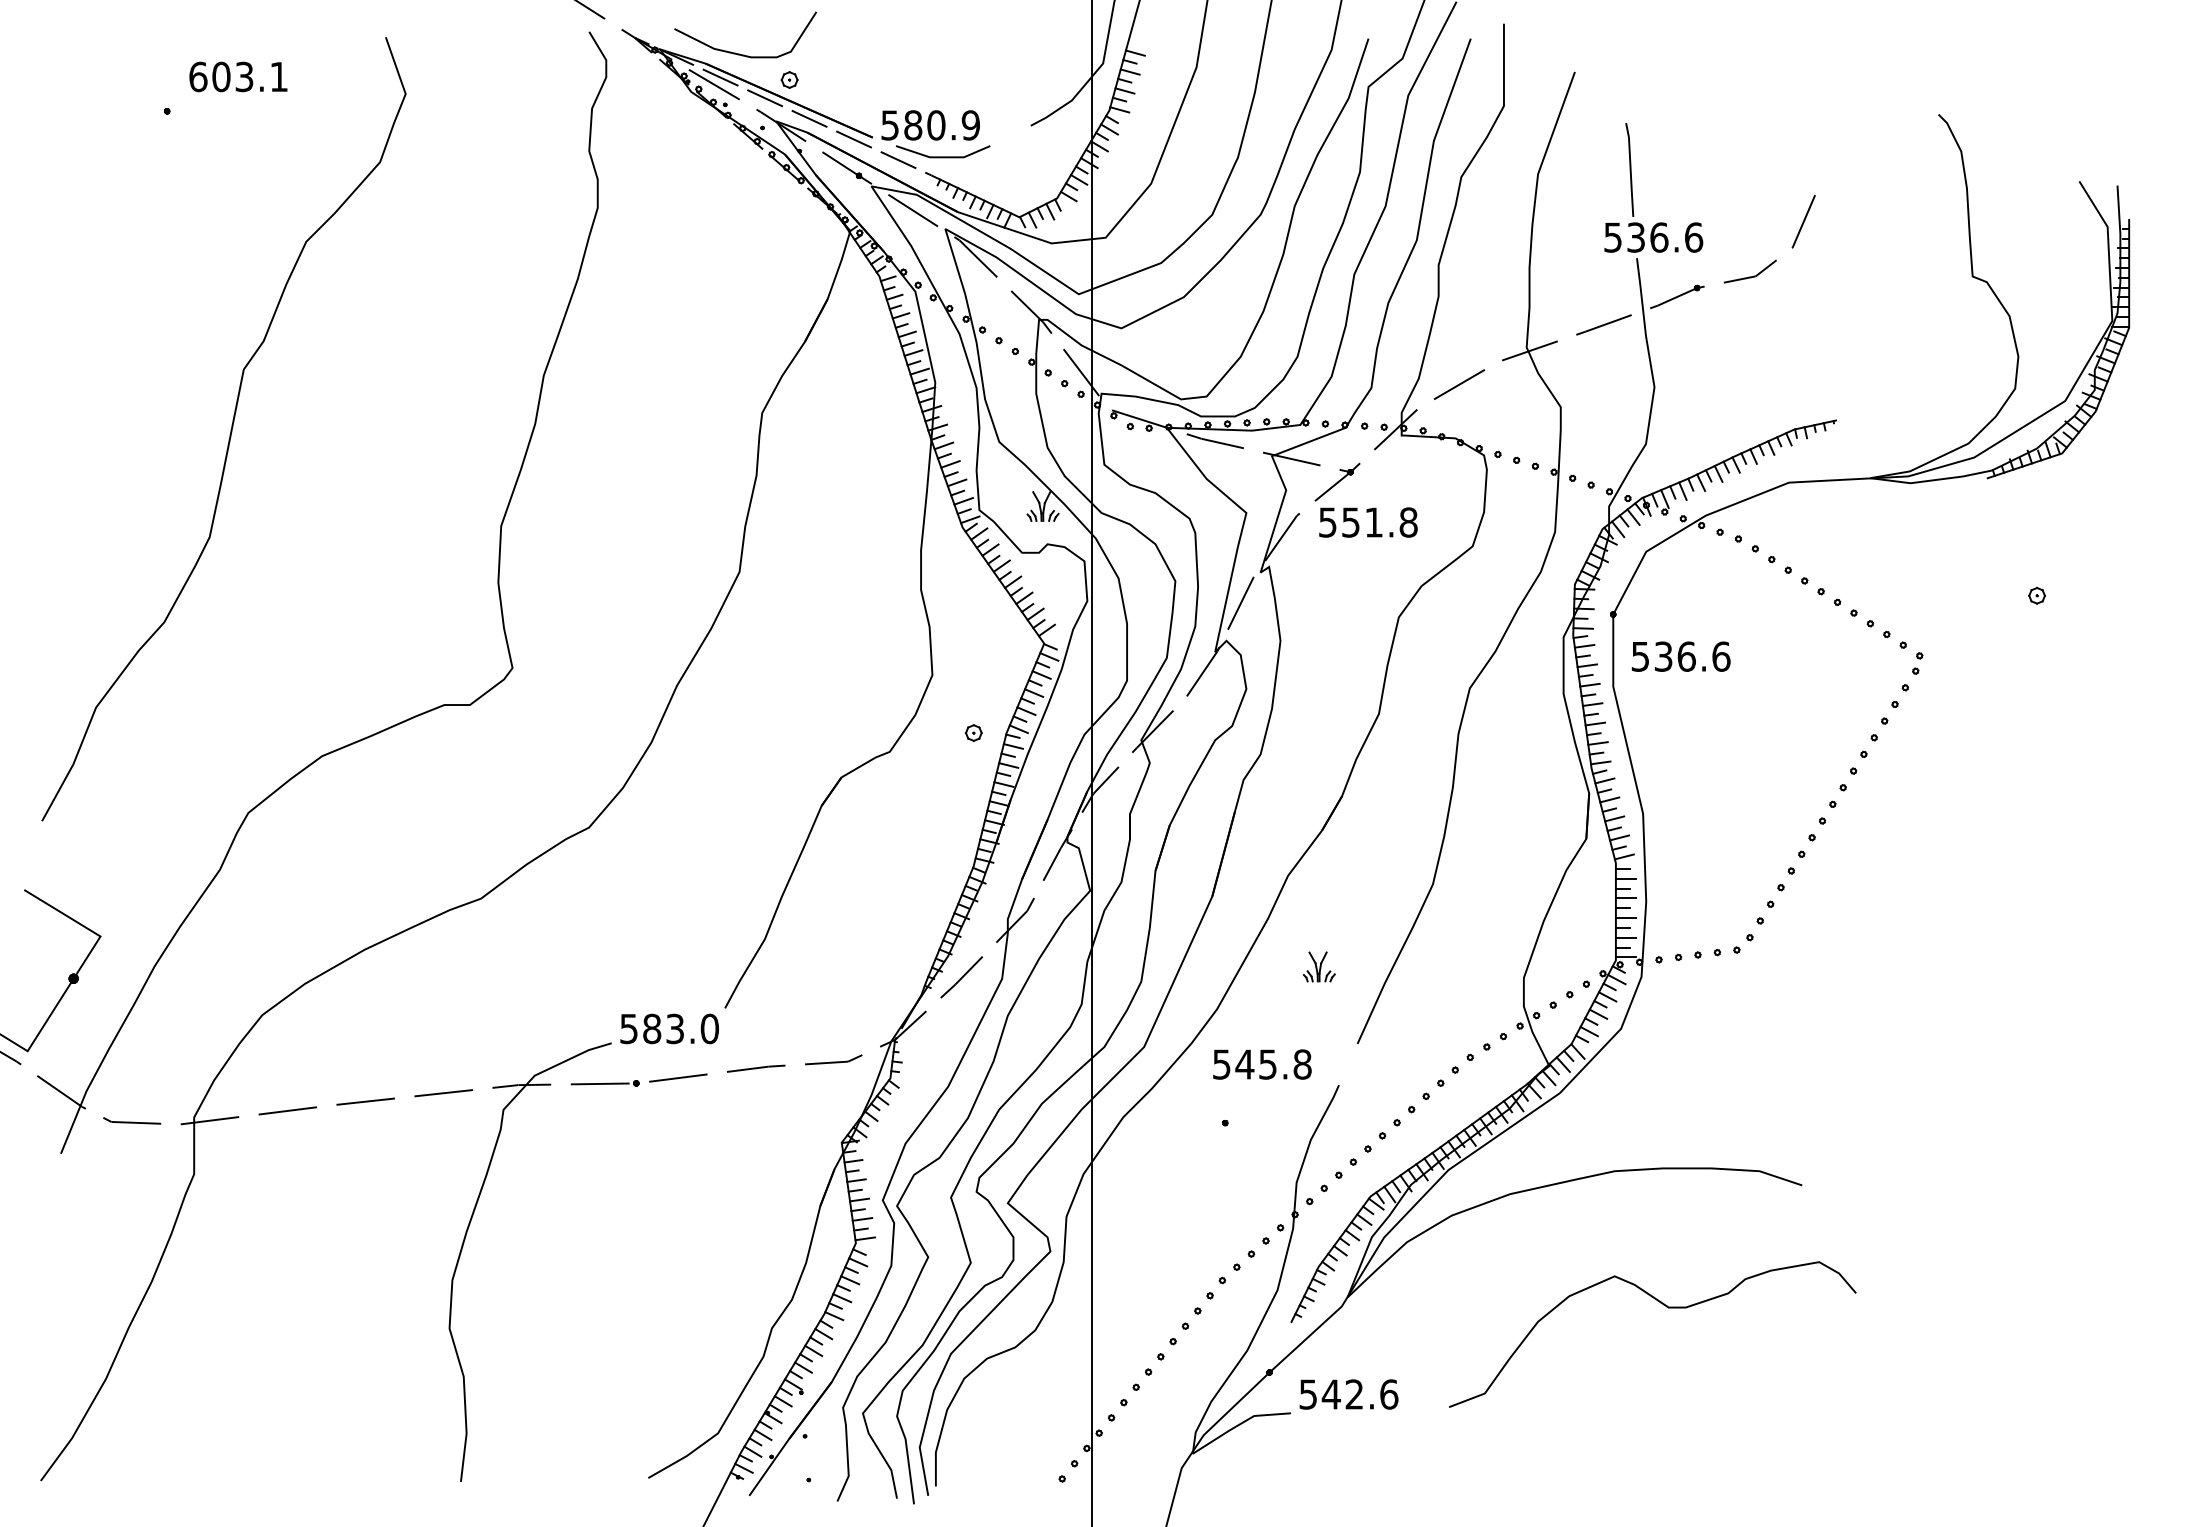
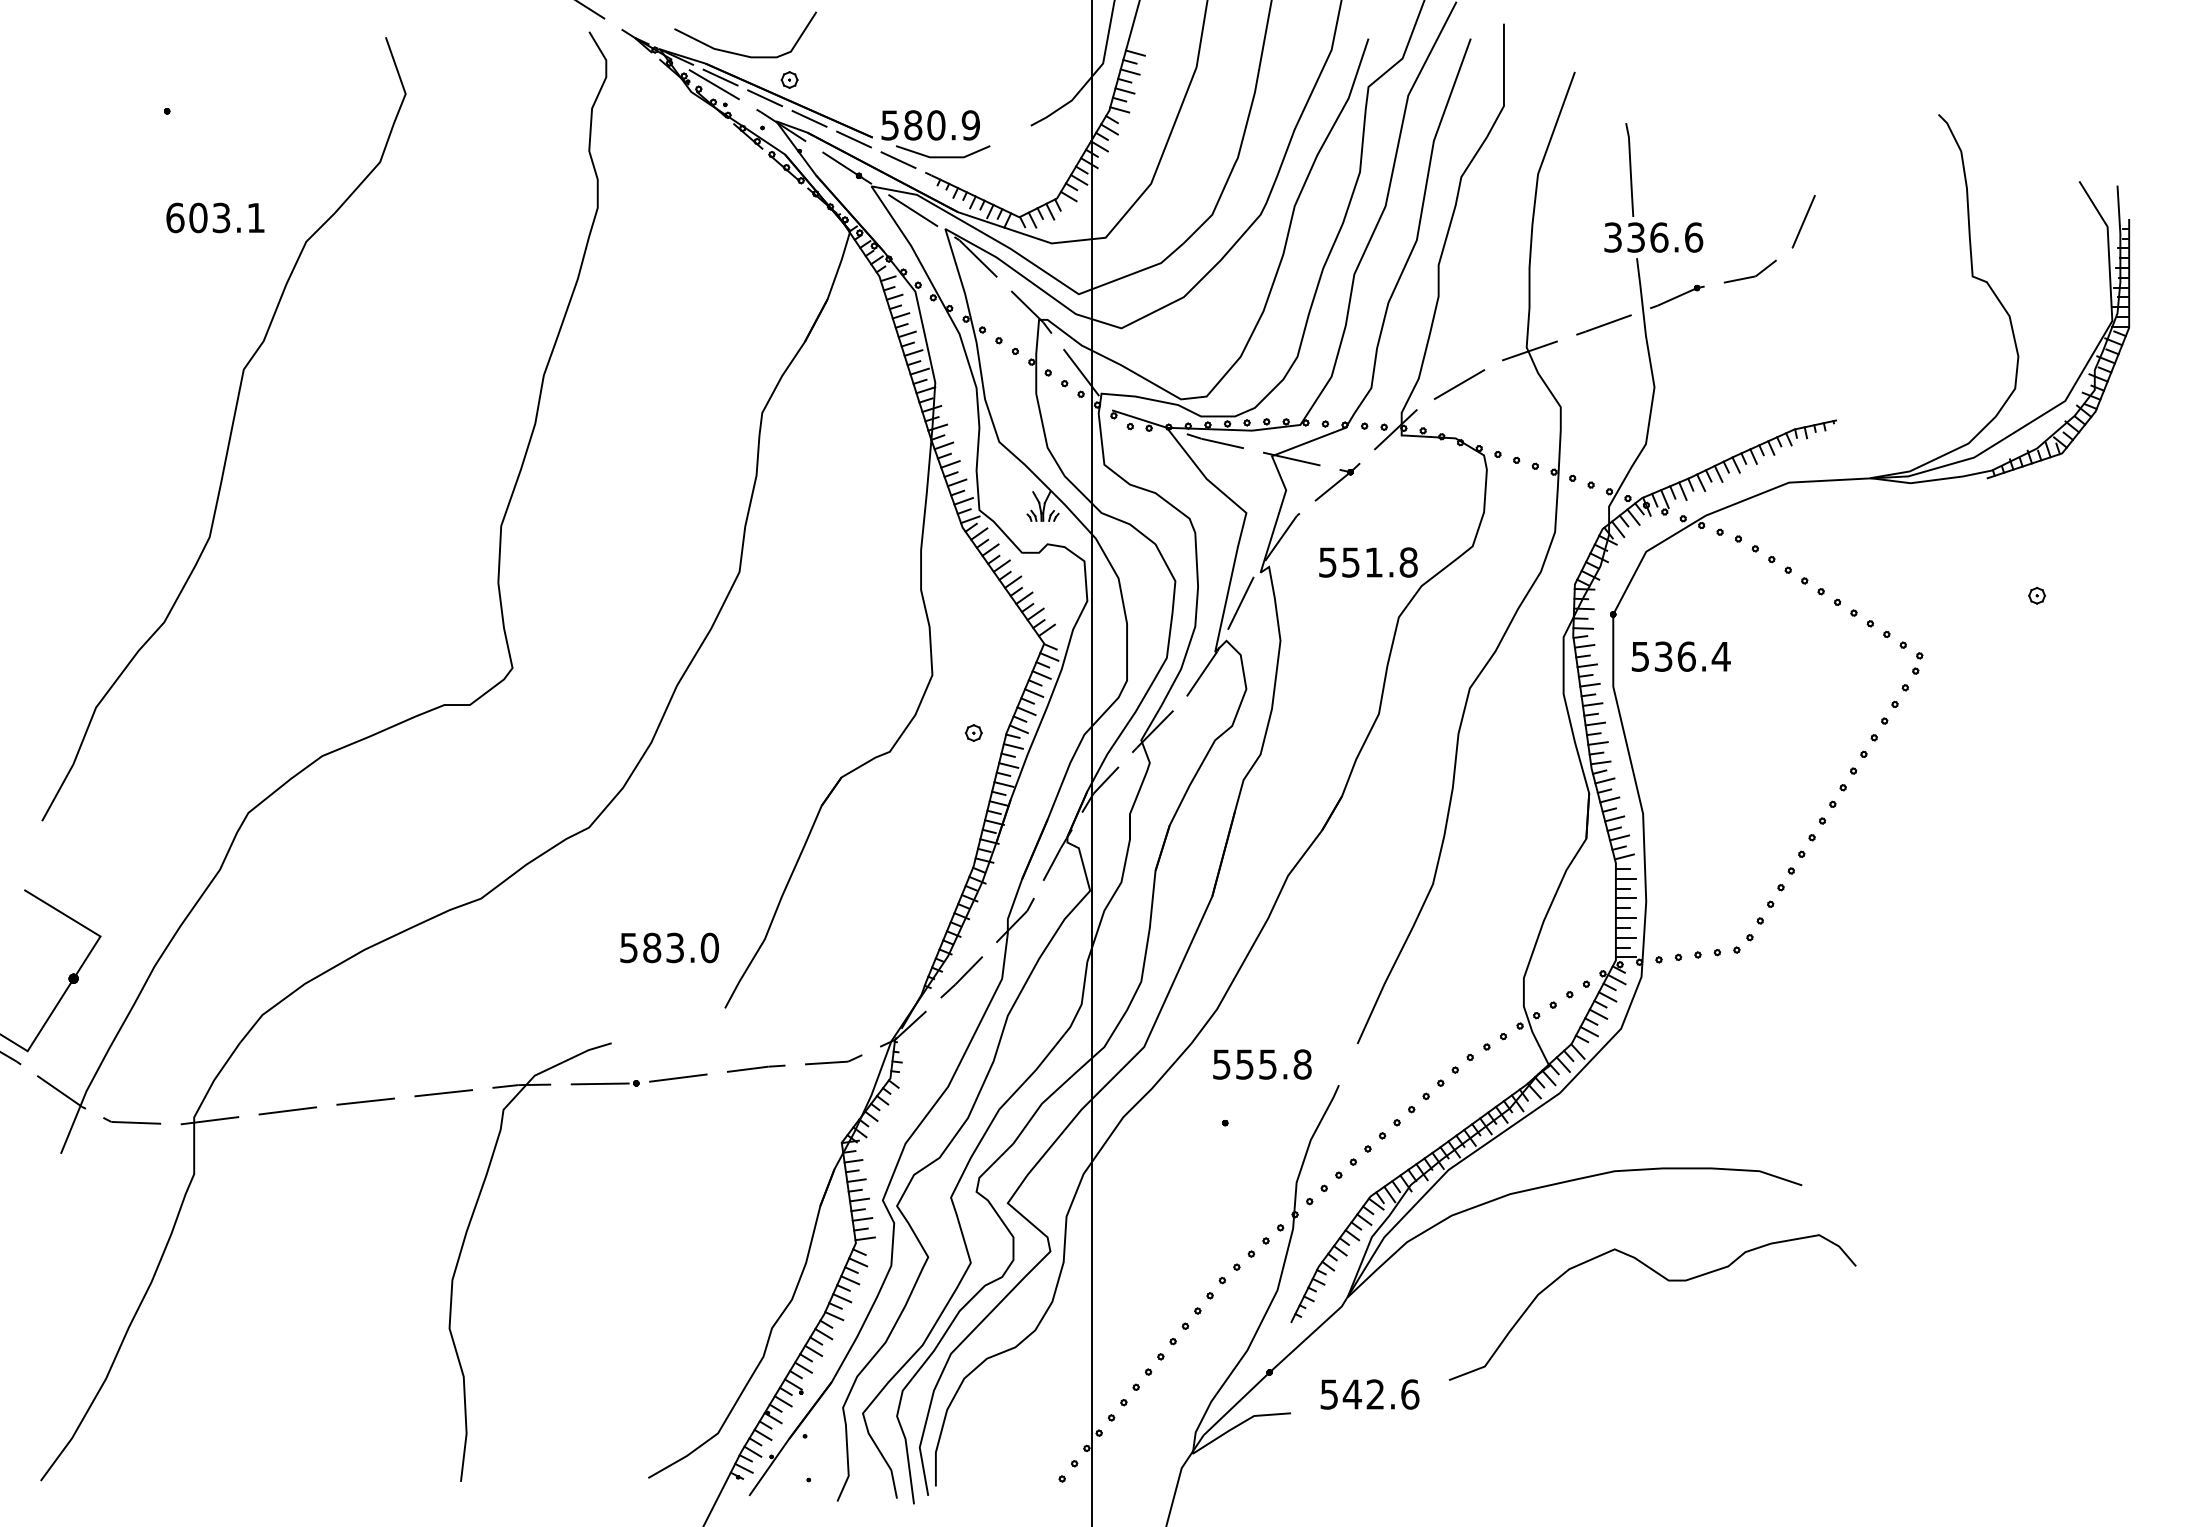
text position: (238, 76) -> (215, 217) (215, 217)
text: 536.6 -> 336.6 (1613, 237)
text position: (1368, 522) -> (1368, 562) (1368, 562)
text: 536.6 -> 536.4 (1720, 656)
part: present -> none (1319, 966)
text position: (669, 1028) -> (669, 947) (669, 947)
text: 545.8 -> 555.8 (1244, 1064)
curve position: (1666, 1307) -> (1666, 1280) (1666, 1280)
text position: (1348, 1394) -> (1369, 1394) (1369, 1394)
